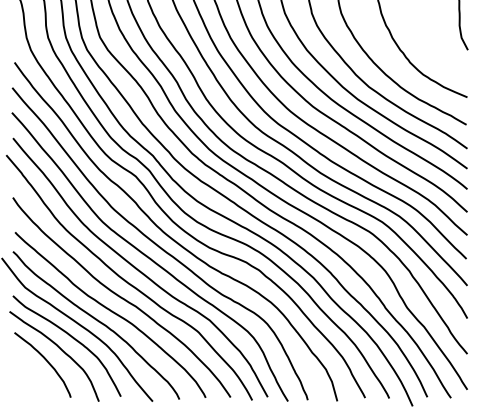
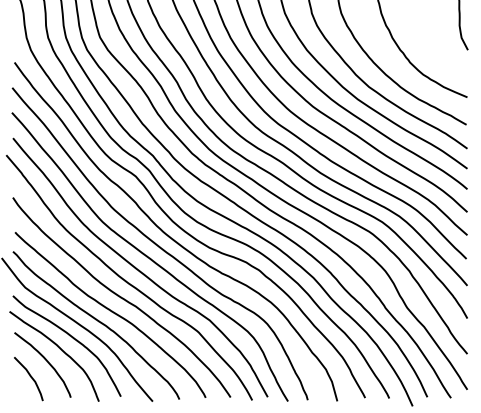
curve: none -> present (30, 377)
